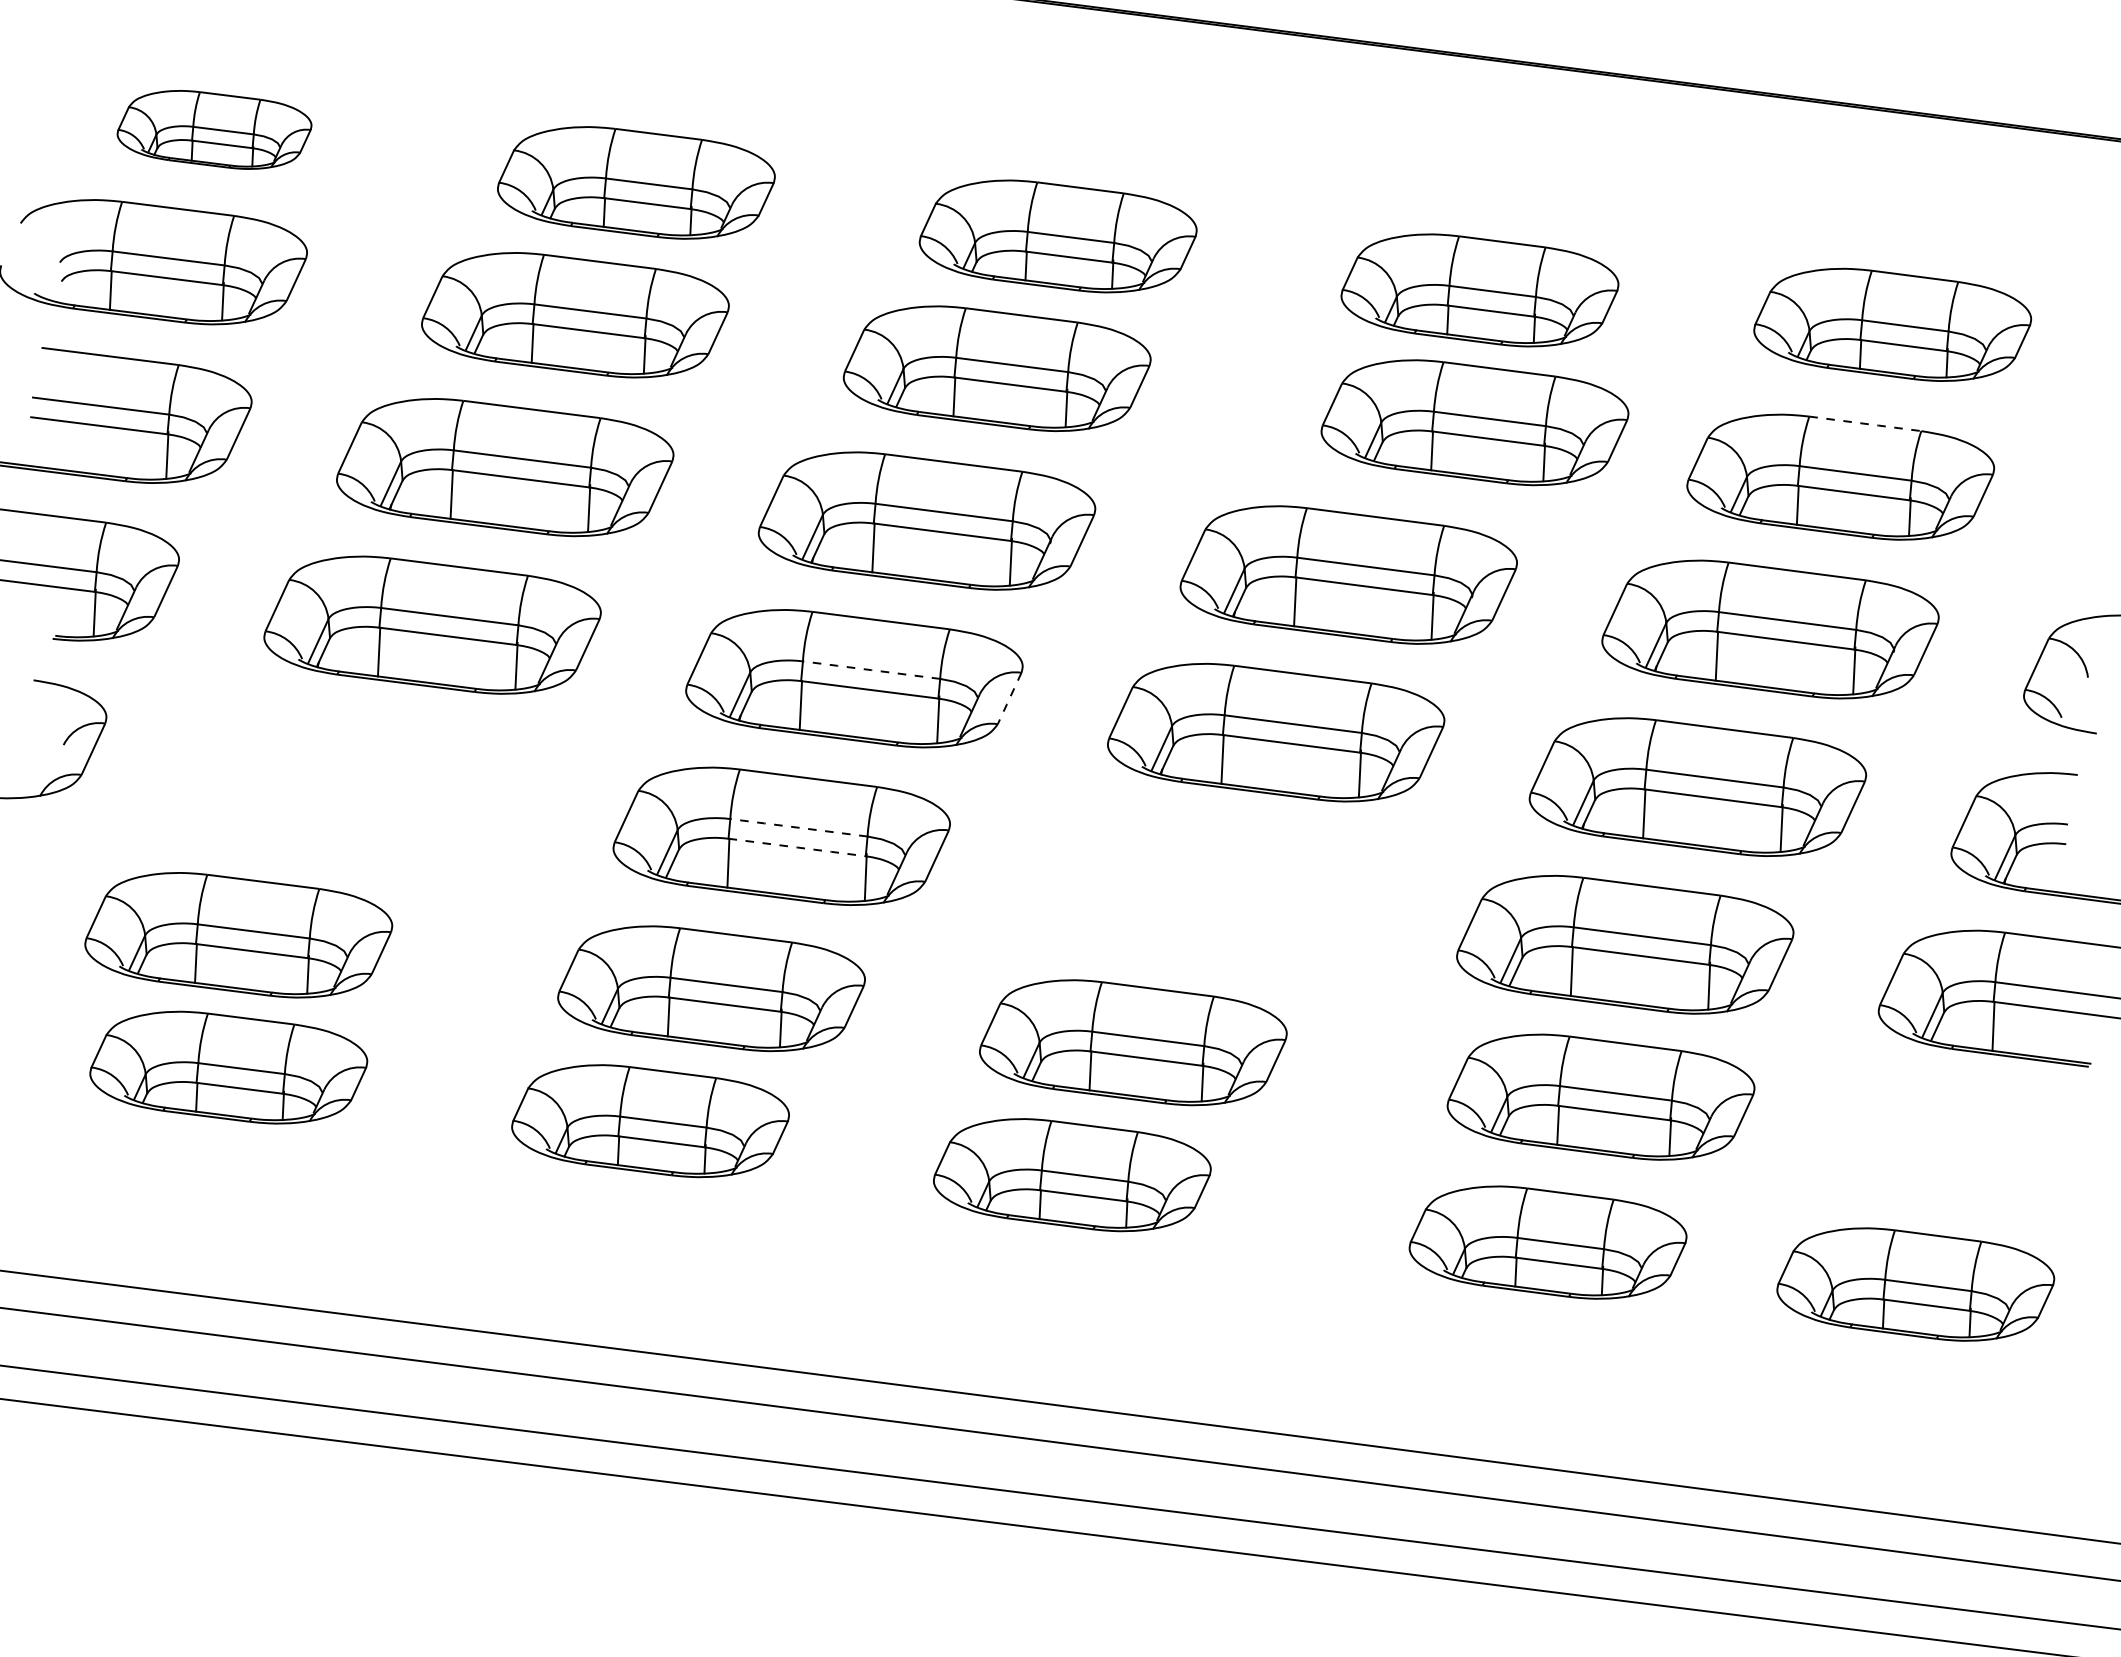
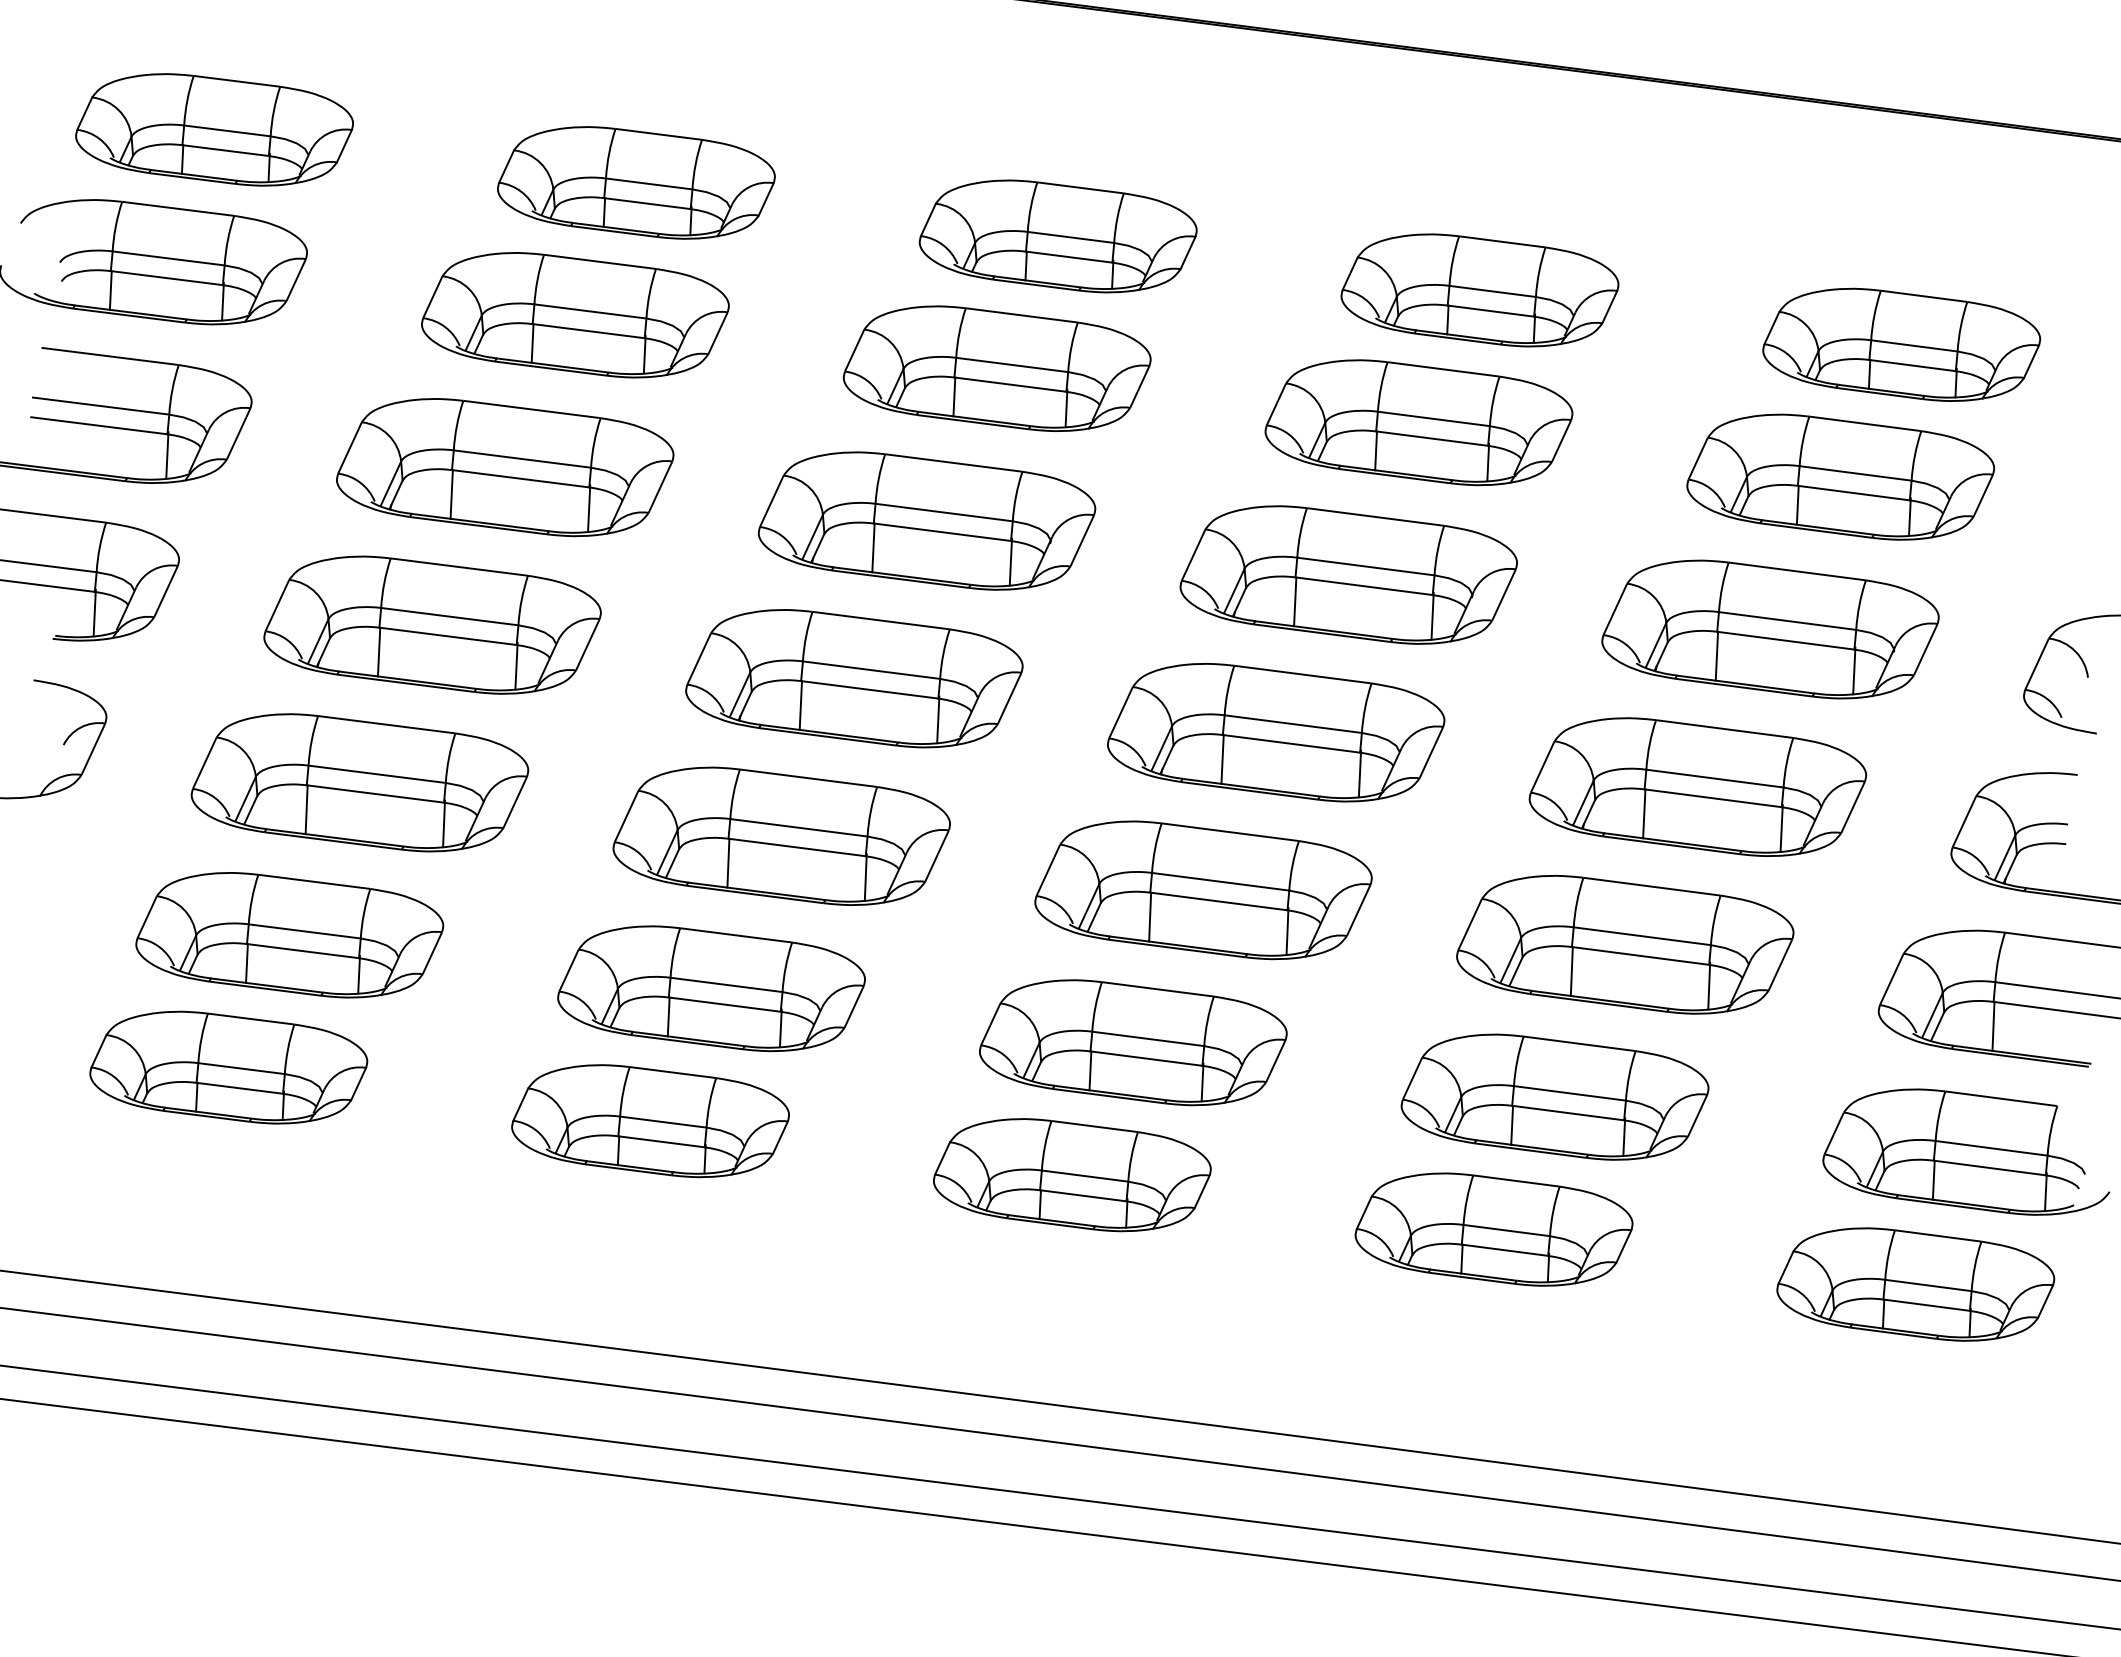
part size: 197x80 px -> 279x114 px (214, 129)
part position: (1892, 324) -> (1901, 344) (1901, 344)
part position: (1474, 422) -> (1418, 422) (1418, 422)
line: dashed -> solid (1865, 423)
line: dashed -> solid (871, 670)
line: dashed -> solid (1009, 699)
part: none -> present (359, 782)
line: dashed -> solid (798, 827)
line: dashed -> solid (797, 847)
part: none -> present (1203, 890)
part position: (238, 935) -> (289, 935) (289, 935)
part position: (1600, 1096) -> (1554, 1096) (1554, 1096)
part: none -> present (1966, 1151)
part position: (1547, 1242) -> (1493, 1229) (1493, 1229)
